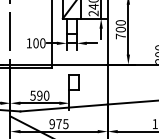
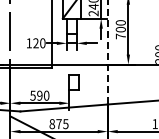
text: 100 -> 120 (35, 43)
line: solid -> dashed (107, 52)
text: 975 -> 875 (52, 124)
